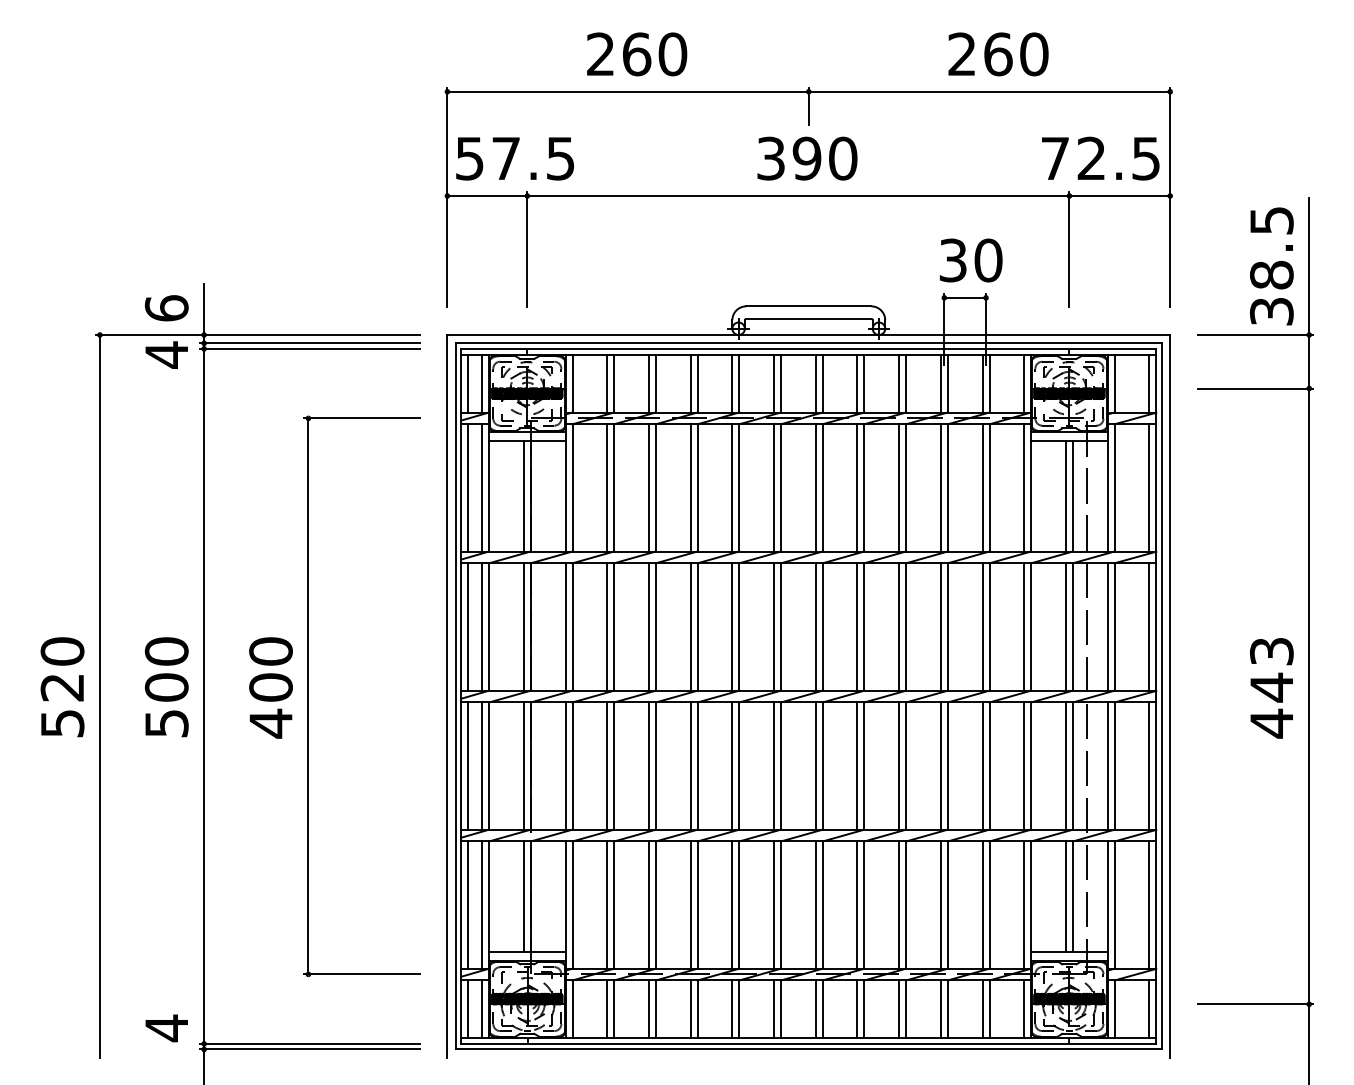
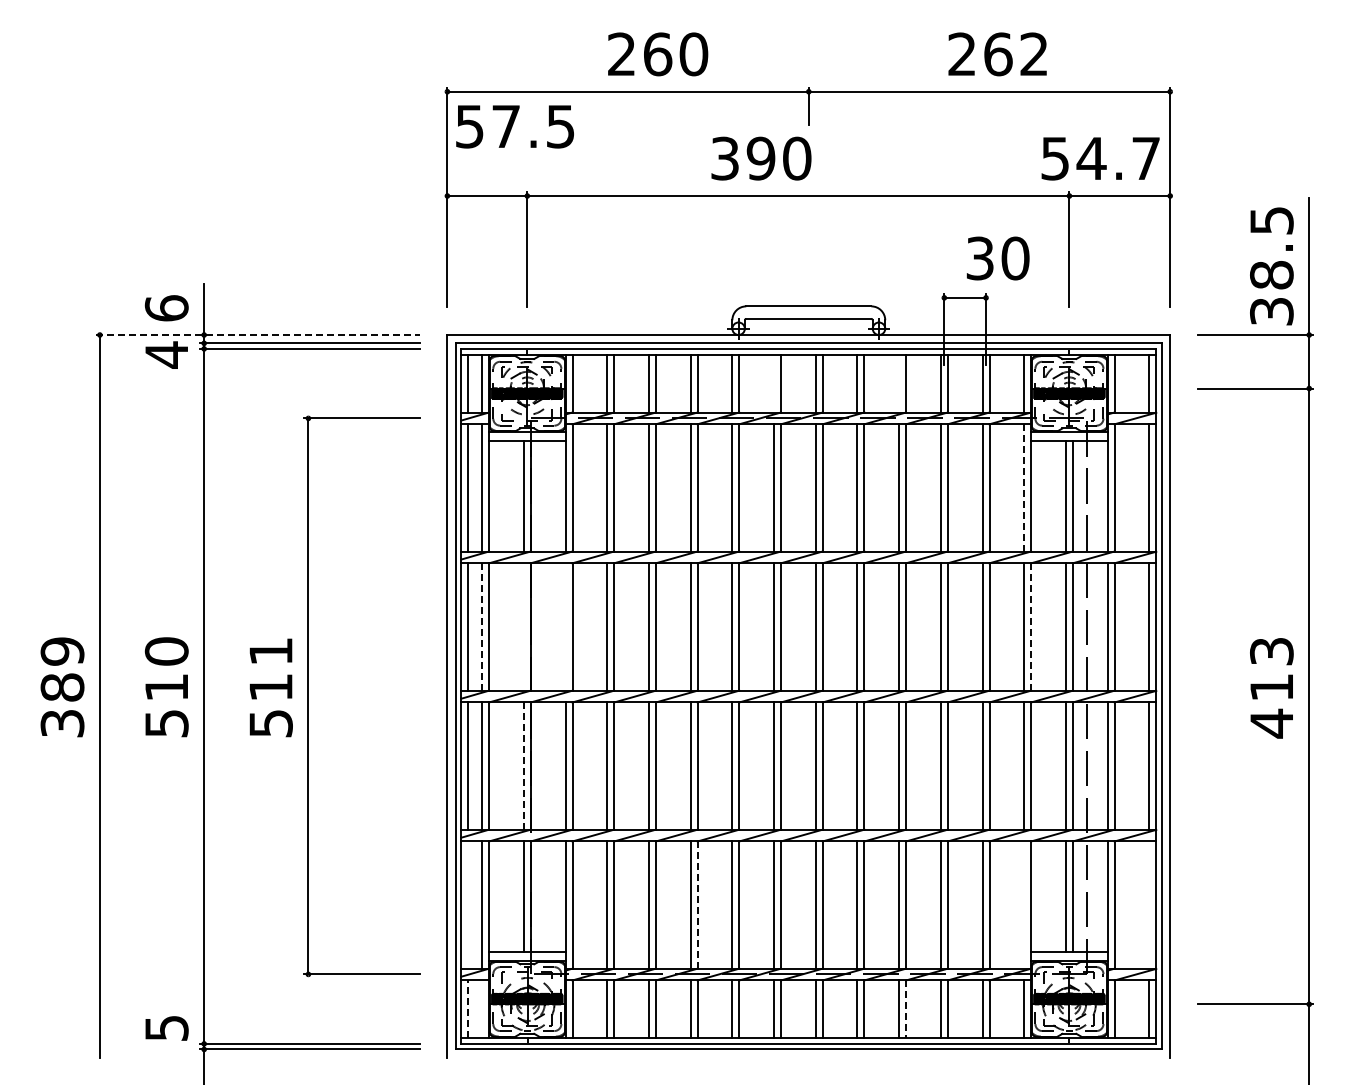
text position: (637, 54) -> (658, 54) (658, 54)
text: 260 -> 262 (1034, 54)
text position: (514, 158) -> (514, 126) (514, 126)
text position: (807, 158) -> (761, 158) (761, 158)
text: 72.5 -> 54.7 (1100, 158)
text position: (970, 260) -> (997, 258) (997, 258)
line: solid -> dashed (257, 335)
line: present -> none (774, 383)
line: present -> none (899, 383)
line: solid -> dashed (1024, 487)
line: solid -> dashed (482, 626)
line: present -> none (523, 626)
line: present -> none (565, 626)
line: solid -> dashed (1031, 626)
text: 520 -> 389 (62, 686)
text: 500 -> 510 (166, 687)
text: 400 -> 511 (270, 687)
text: 443 -> 413 (1271, 687)
line: solid -> dashed (523, 766)
line: present -> none (468, 904)
line: present -> none (1024, 904)
line: present -> none (1149, 904)
line: solid -> dashed (697, 905)
line: present -> none (482, 1008)
line: solid -> dashed (468, 1009)
line: solid -> dashed (906, 1009)
text: 4 -> 5 (166, 1028)
